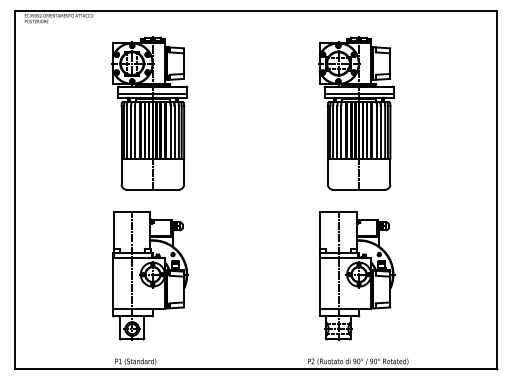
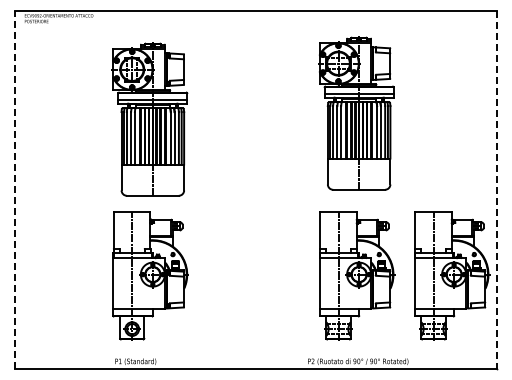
part position: (149, 113) -> (149, 119) (149, 119)
line: solid -> dashed (15, 189)
line: solid -> dashed (496, 189)
part: none -> present (452, 275)
